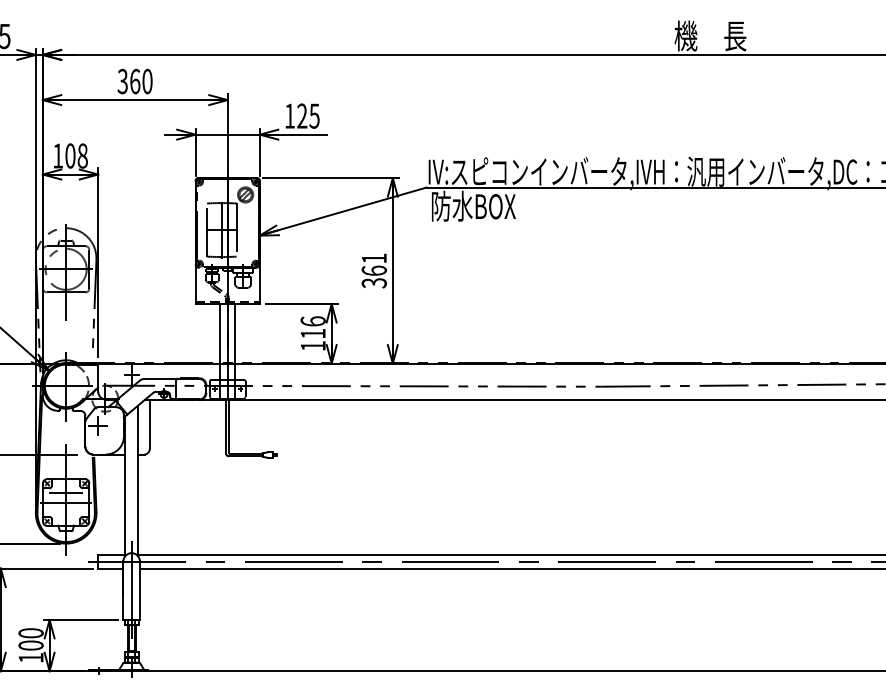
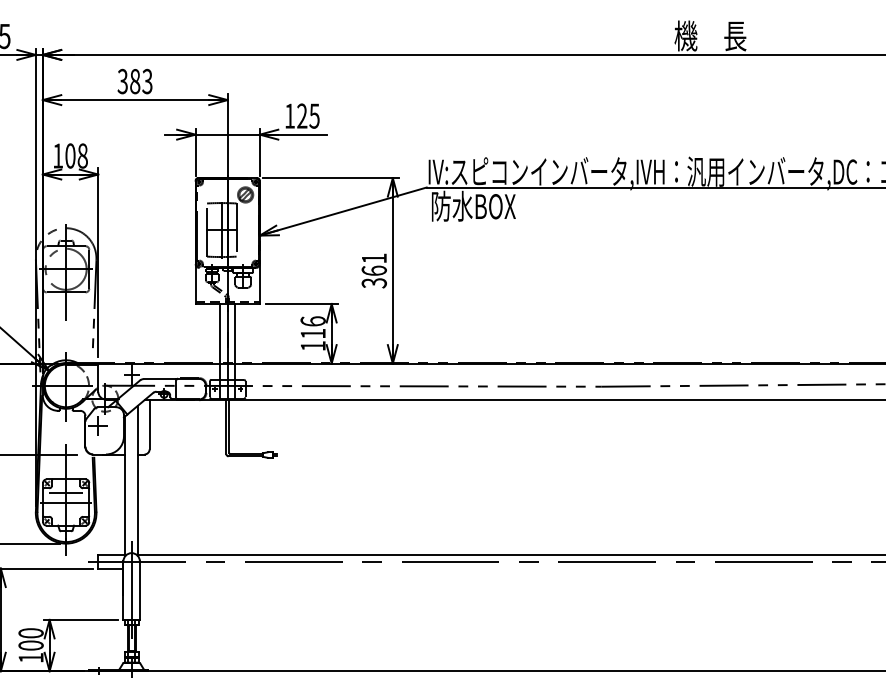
text: 360 -> 383 (141, 81)
line: present -> none (510, 568)
